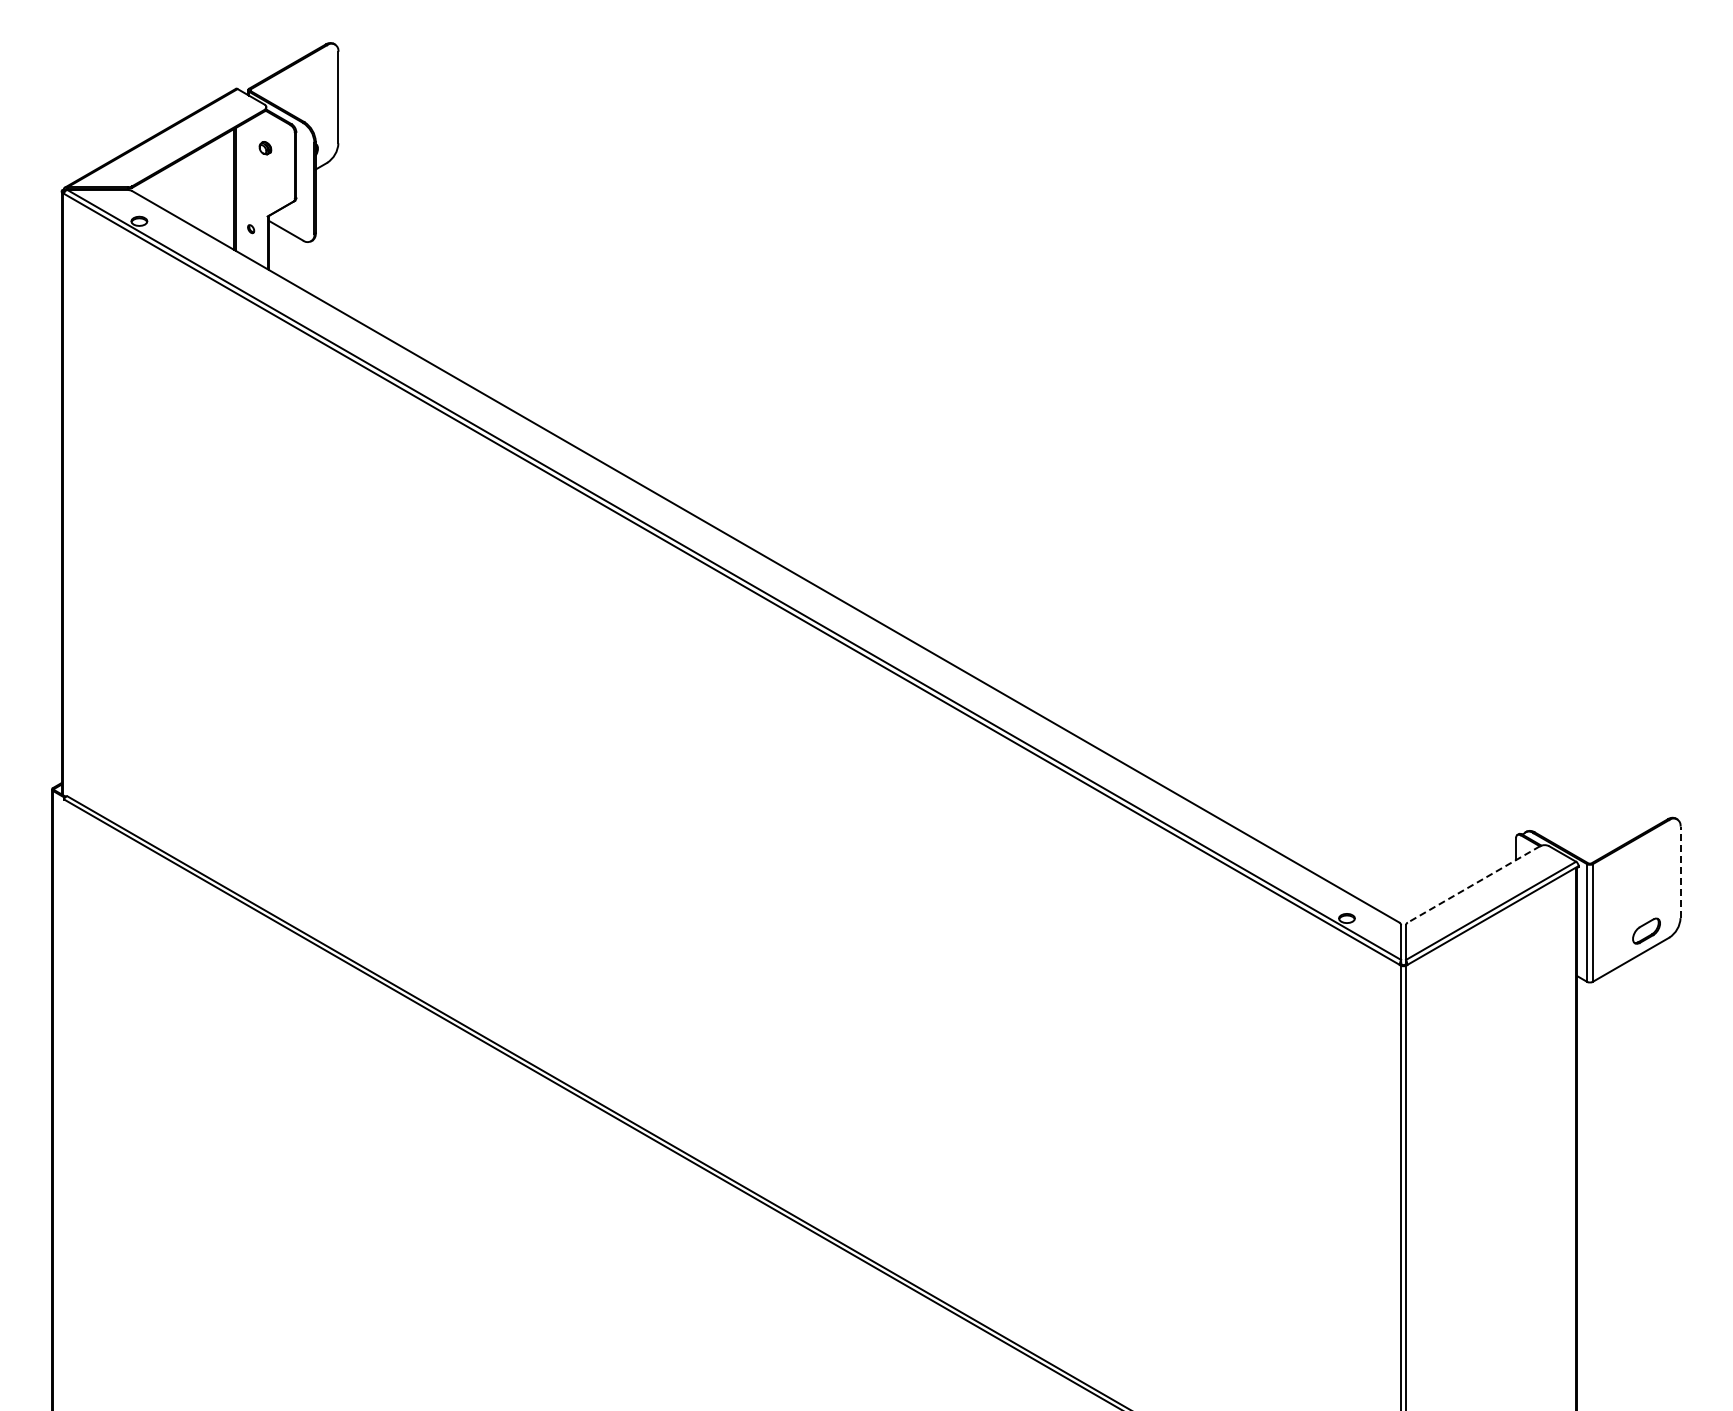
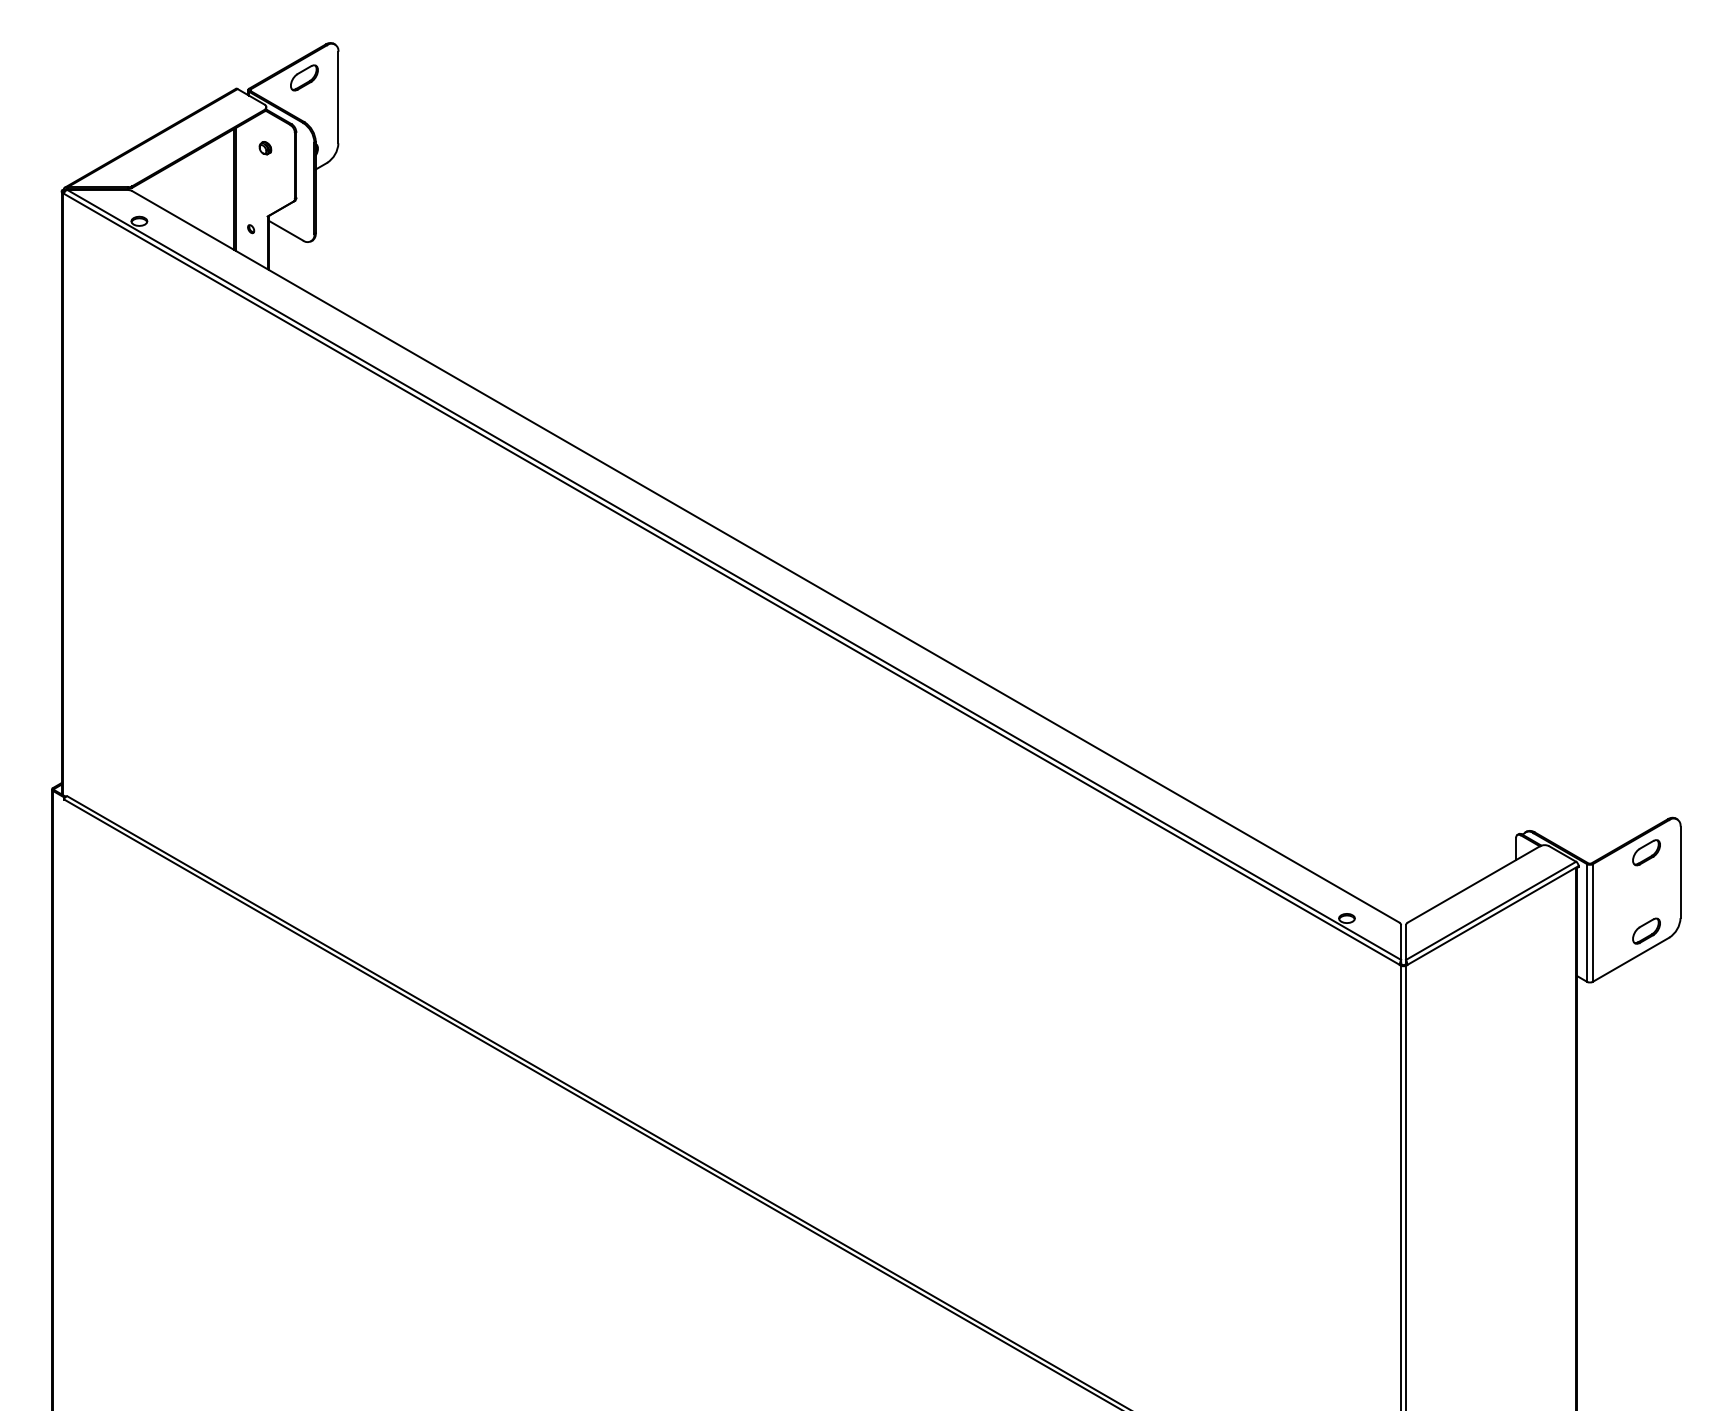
part: none -> present (304, 77)
part: none -> present (1646, 852)
line: dashed -> solid (1680, 872)
line: dashed -> solid (1473, 884)
